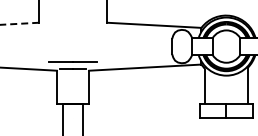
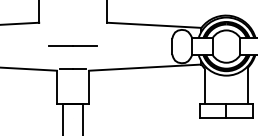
line: dashed -> solid (19, 23)
line position: (72, 61) -> (72, 45) (72, 45)
